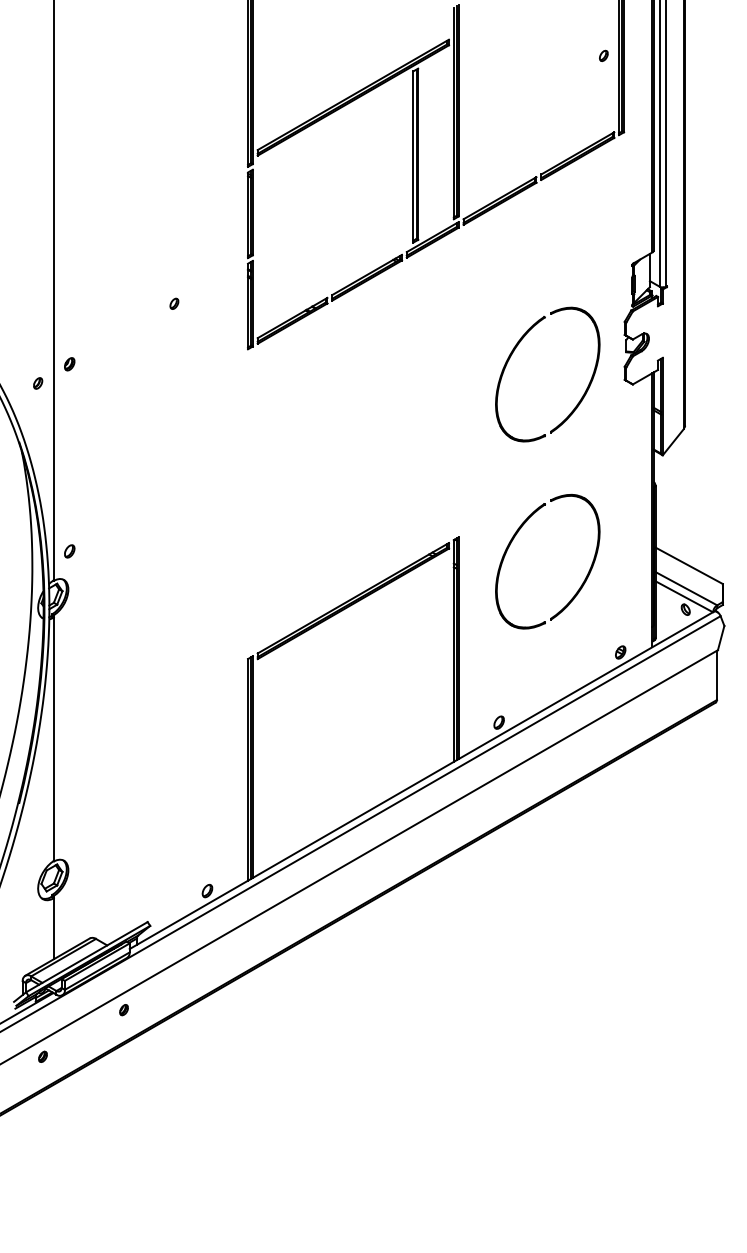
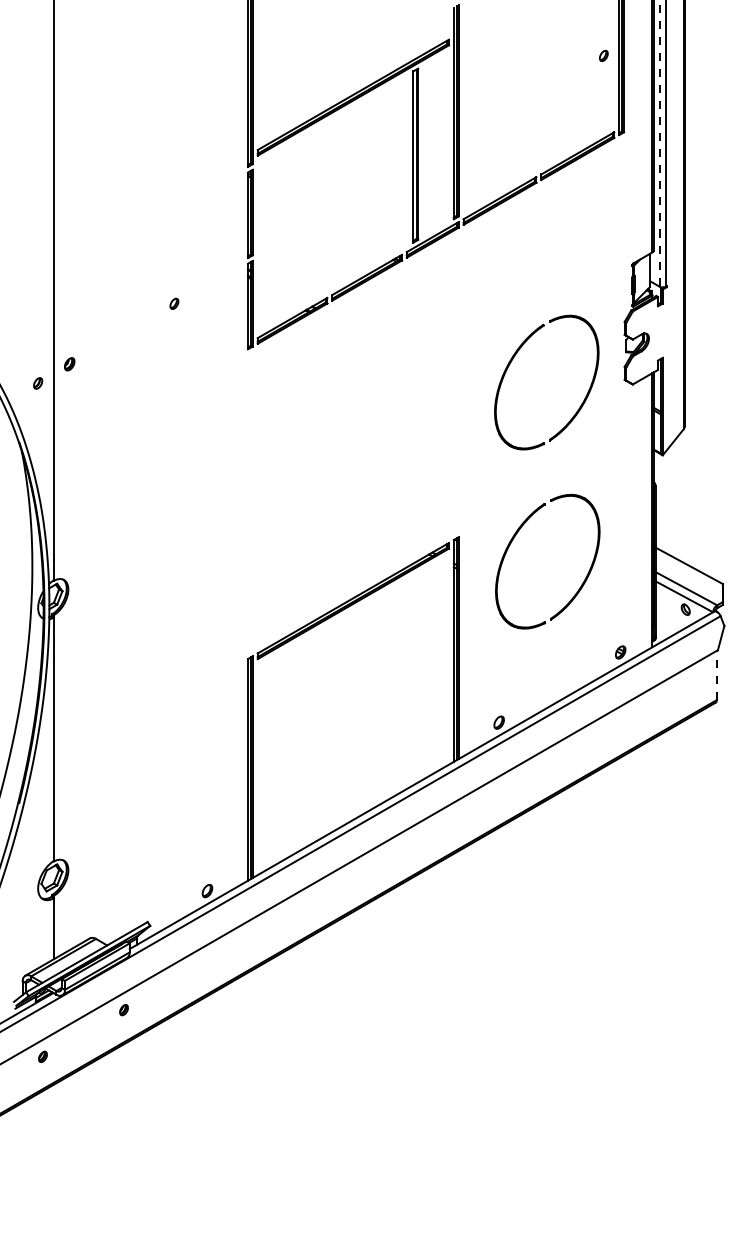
line: solid -> dashed (659, 143)
part position: (514, 351) -> (513, 359) (513, 359)
part: present -> none (69, 551)
line: solid -> dashed (717, 675)
